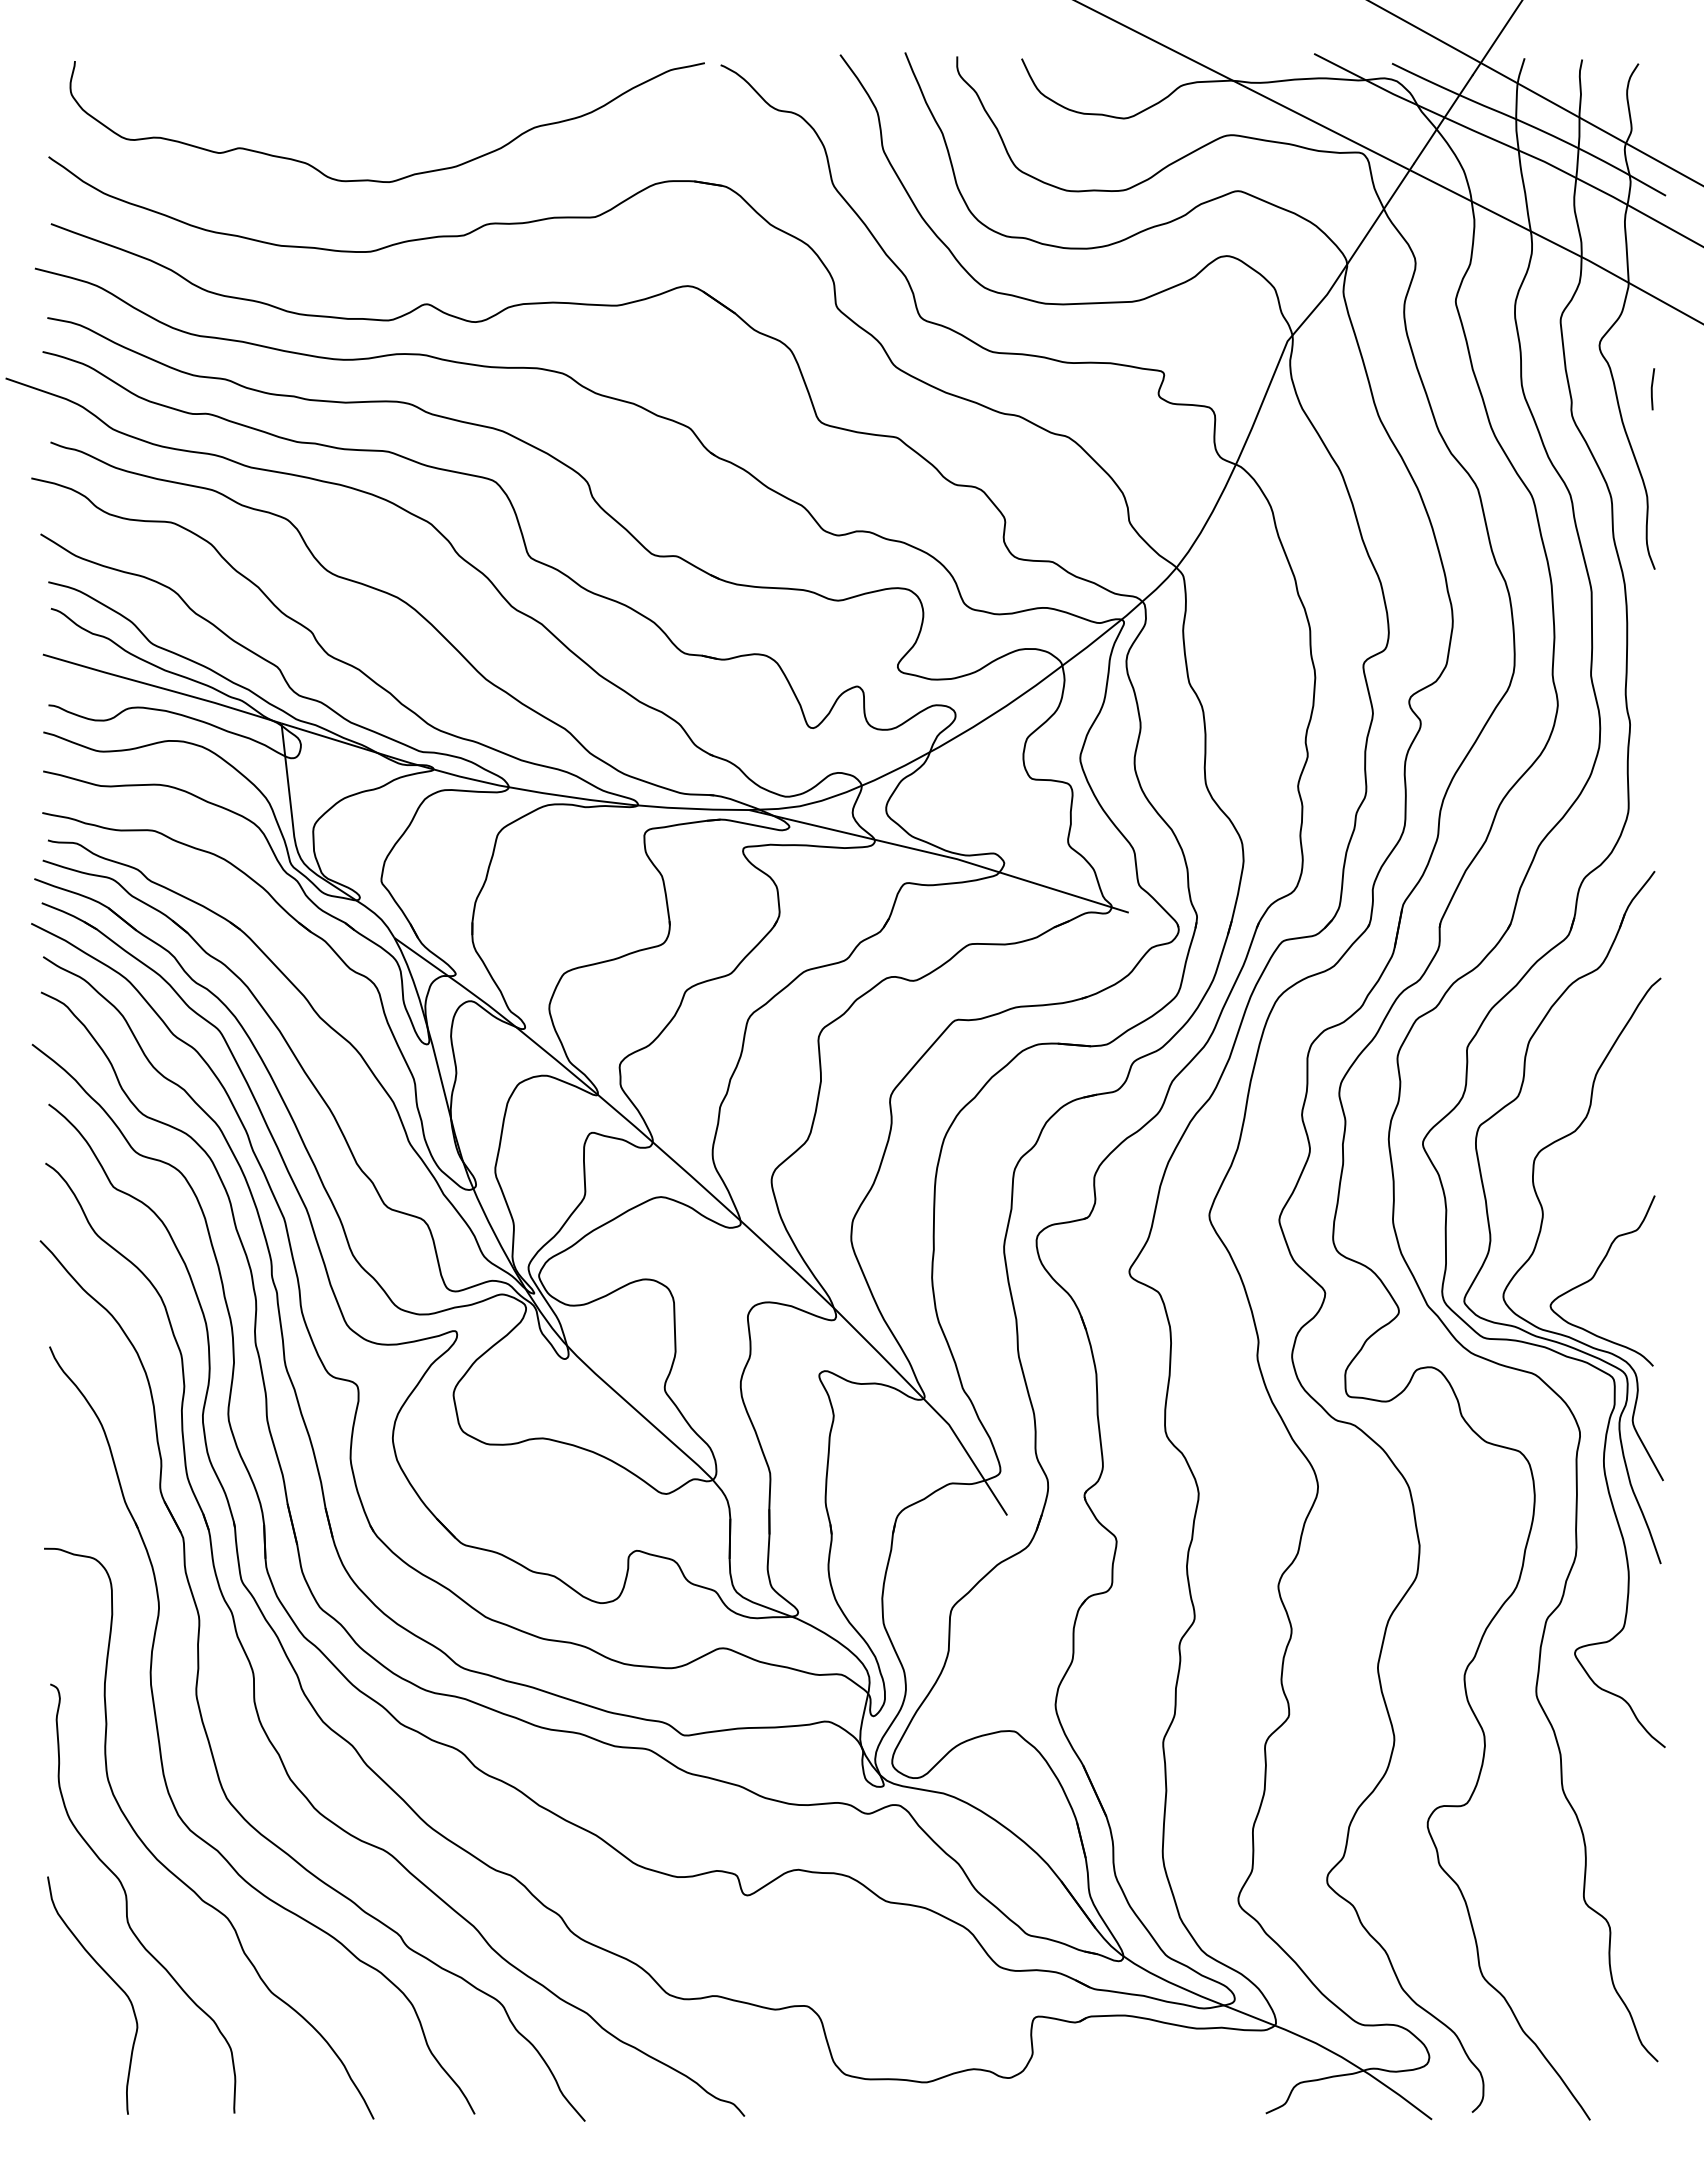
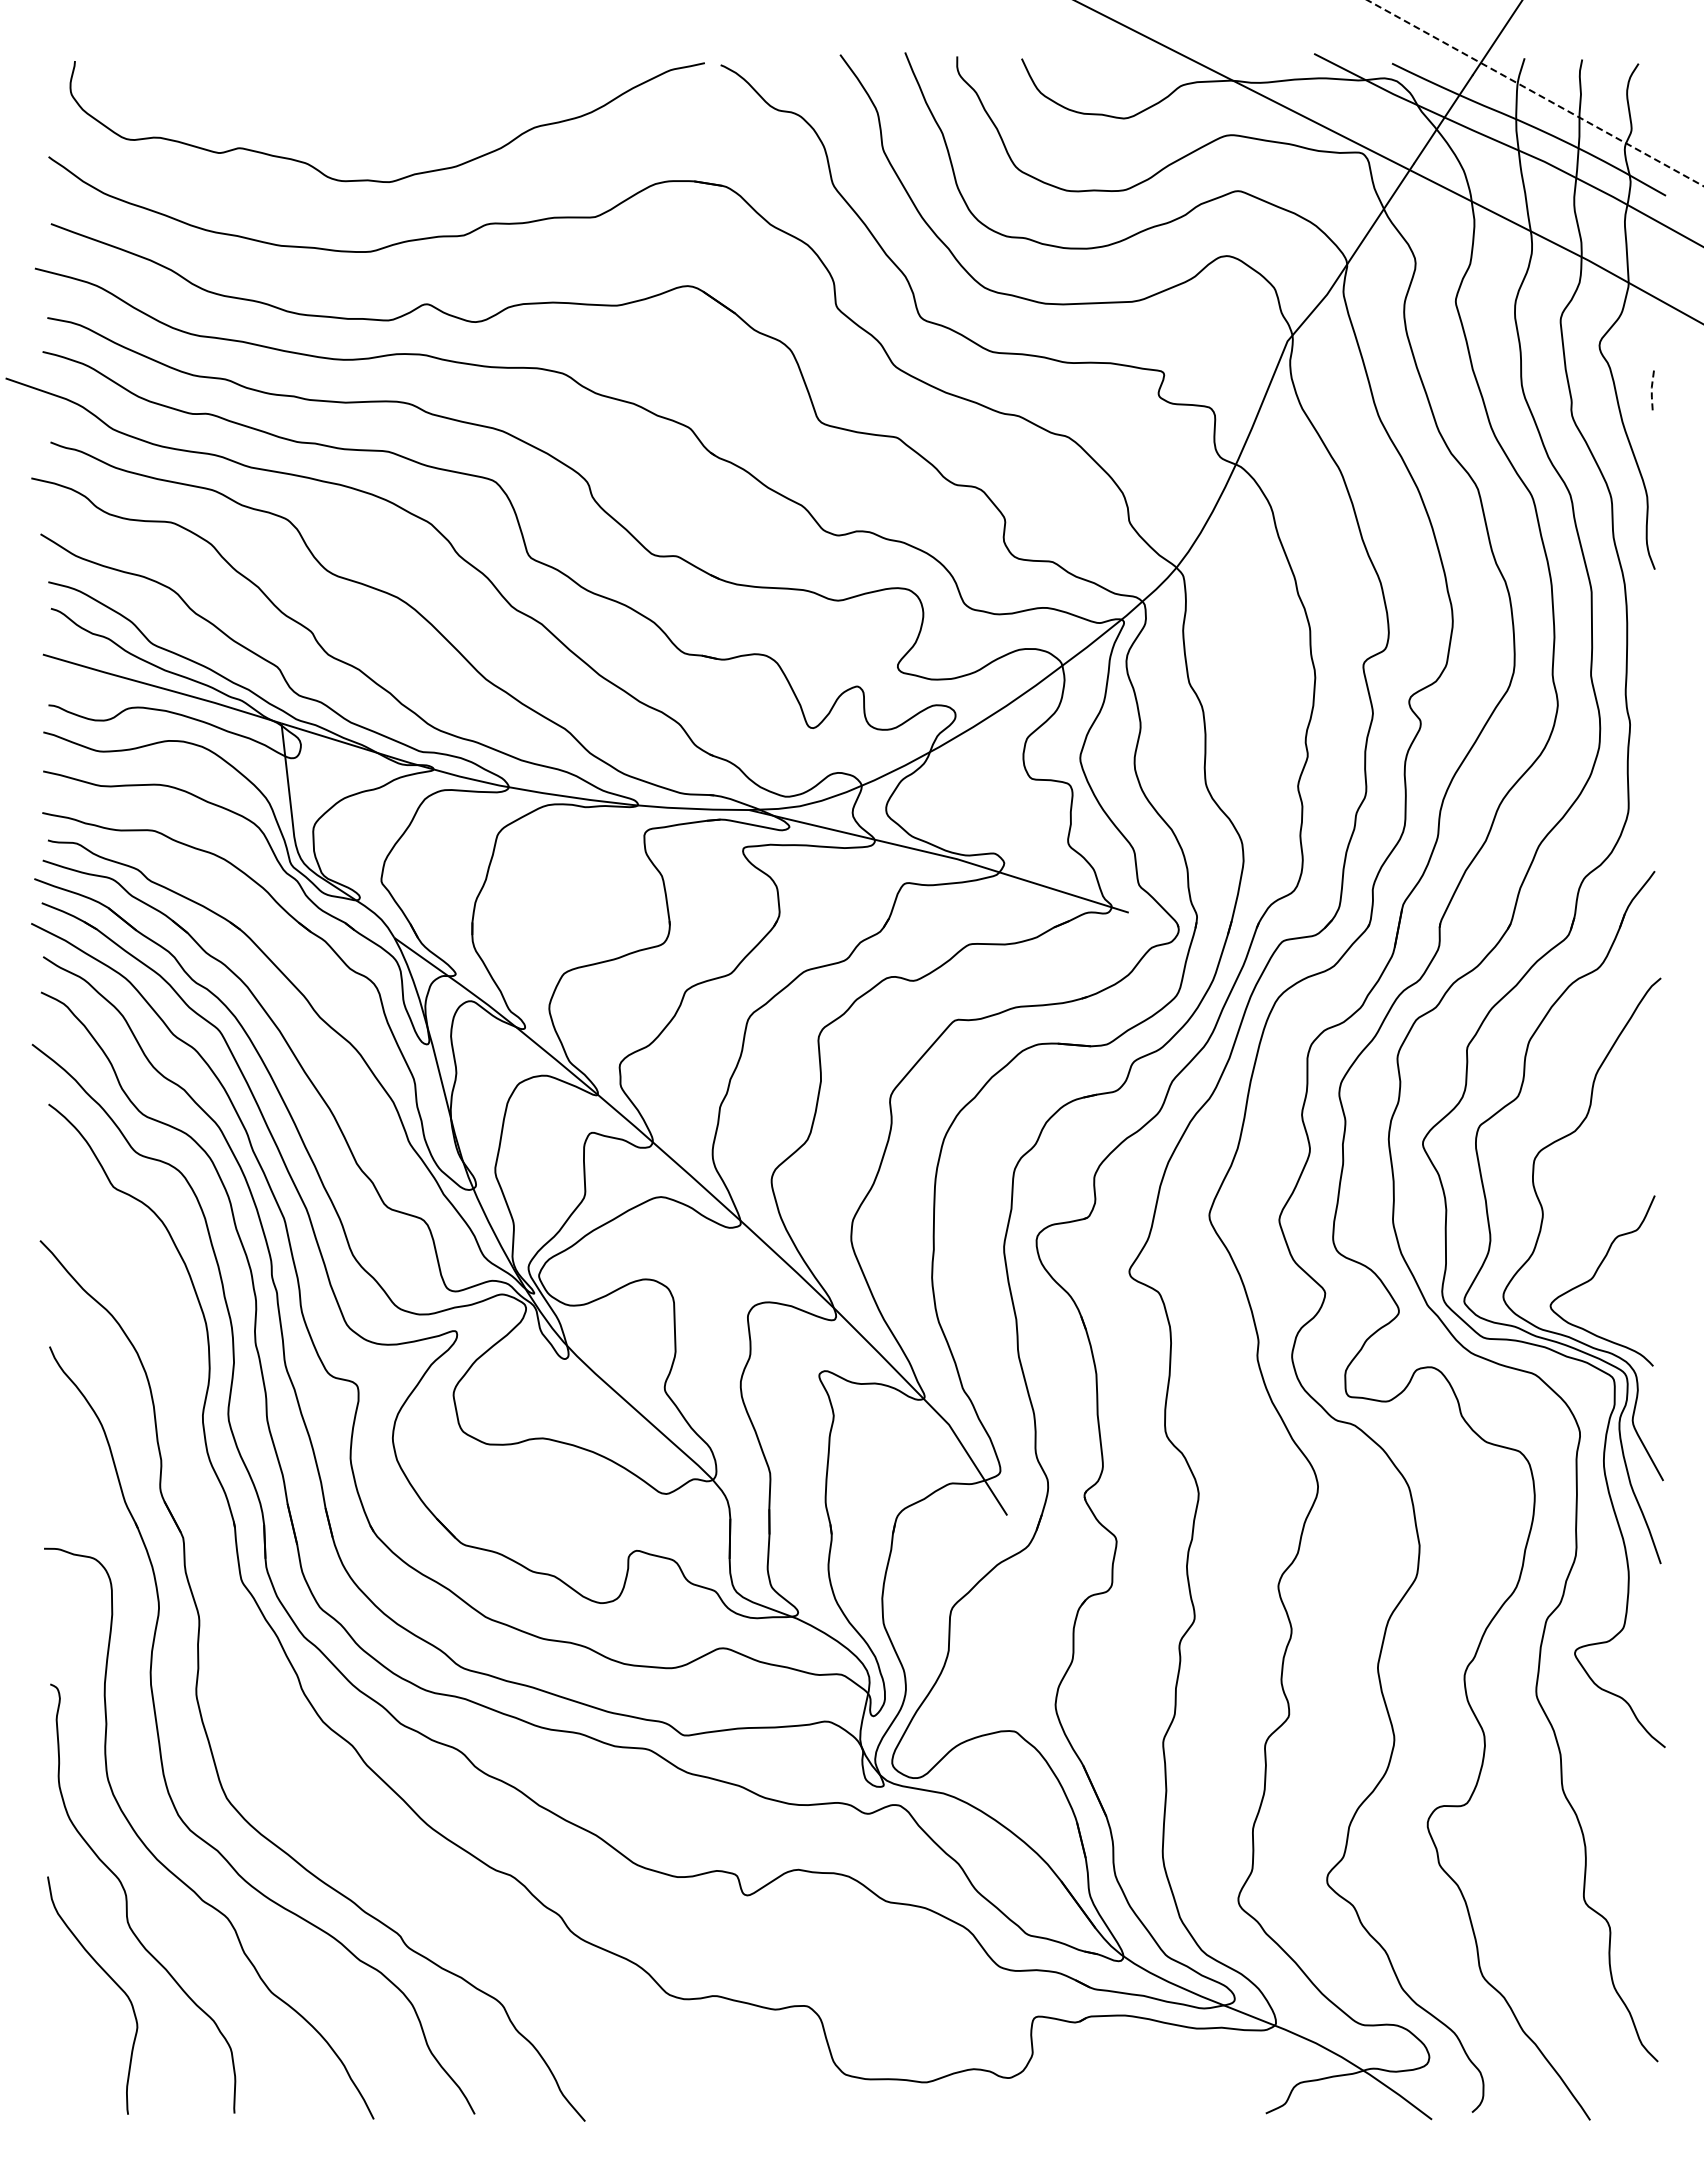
line: solid -> dashed (1535, 93)
line: solid -> dashed (1651, 389)
part: present -> none (254, 1673)
